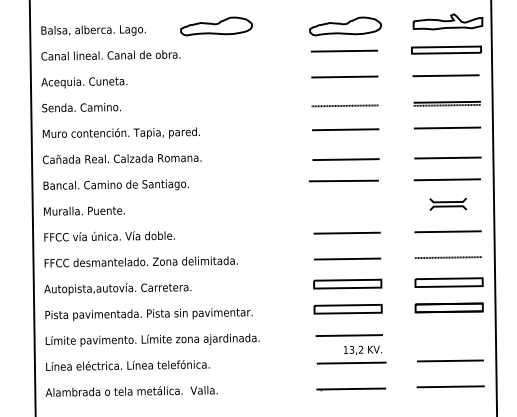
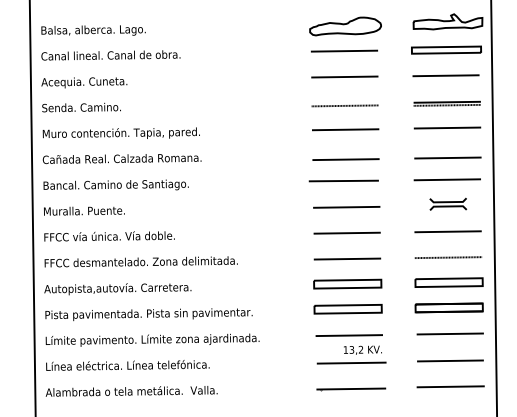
part: present -> none (216, 26)
line: none -> present (346, 207)
line: none -> present (449, 333)
